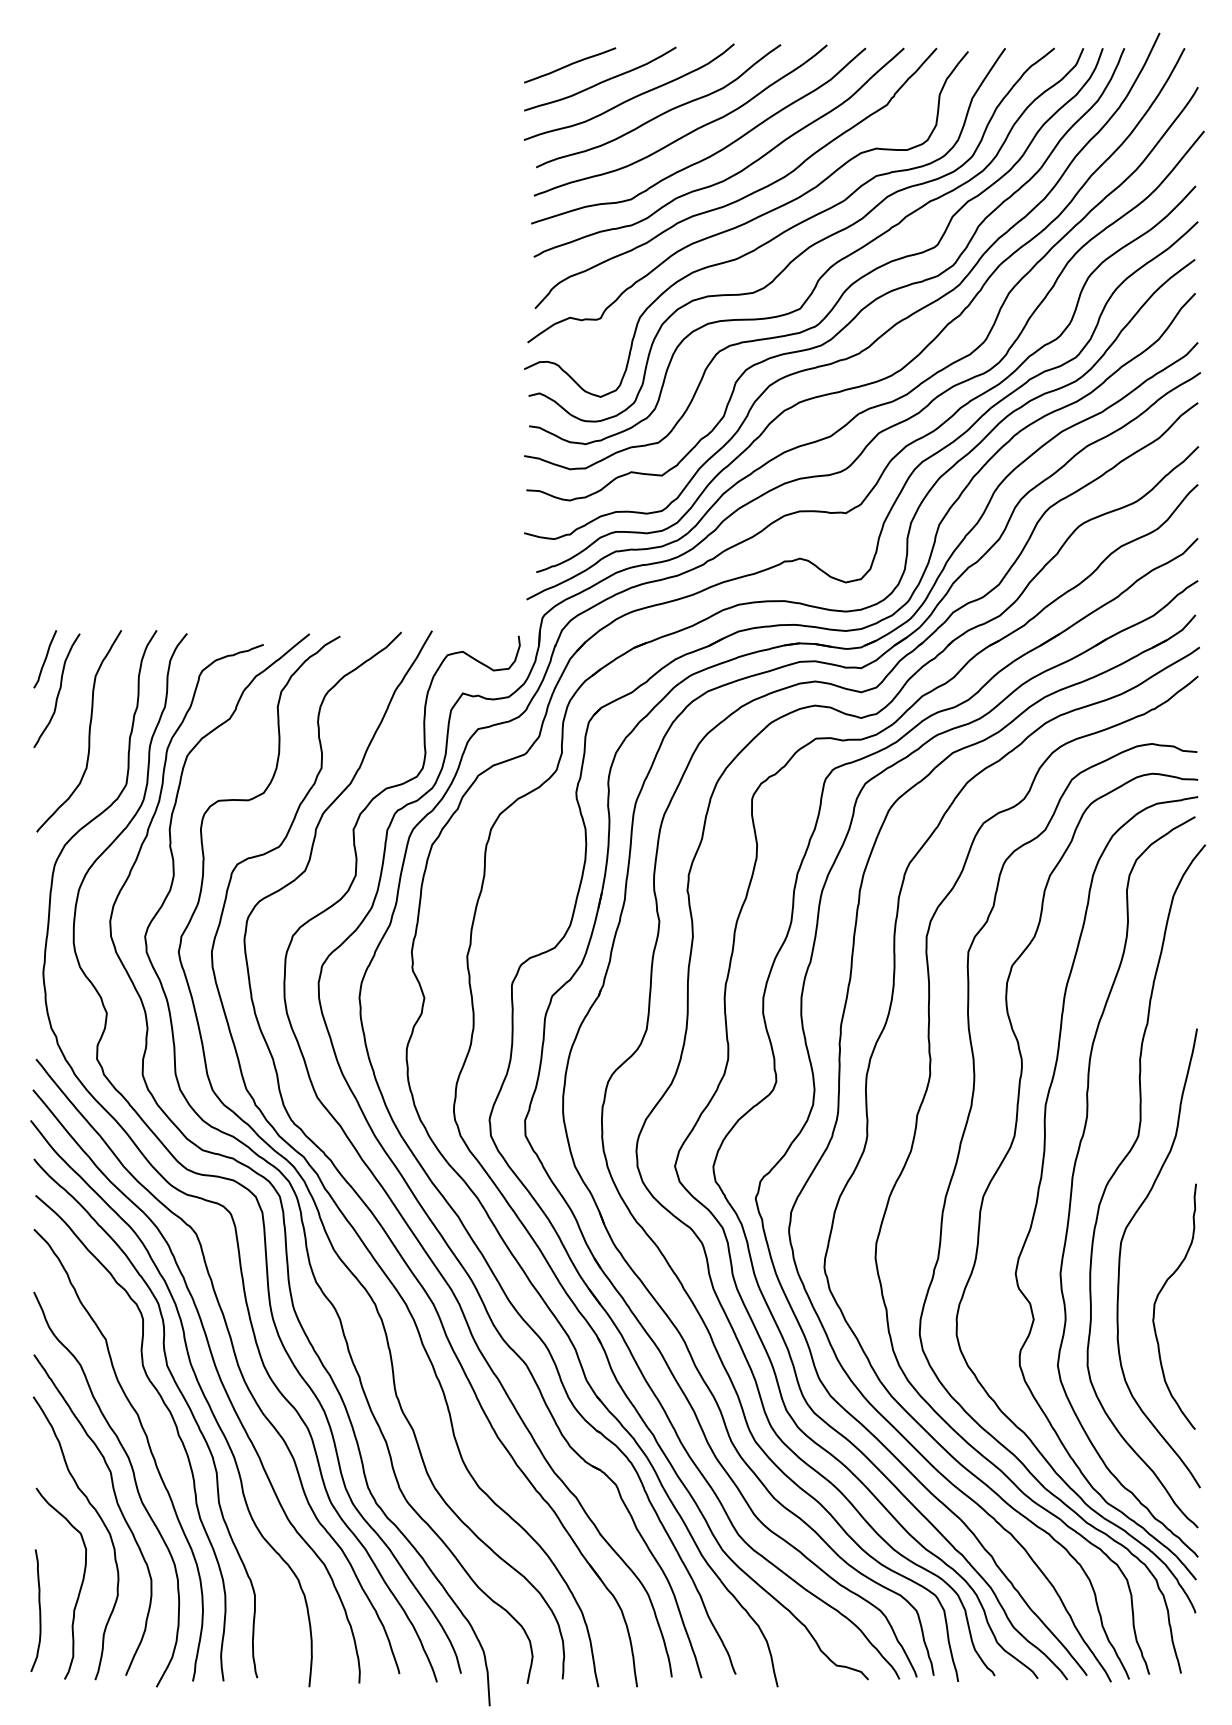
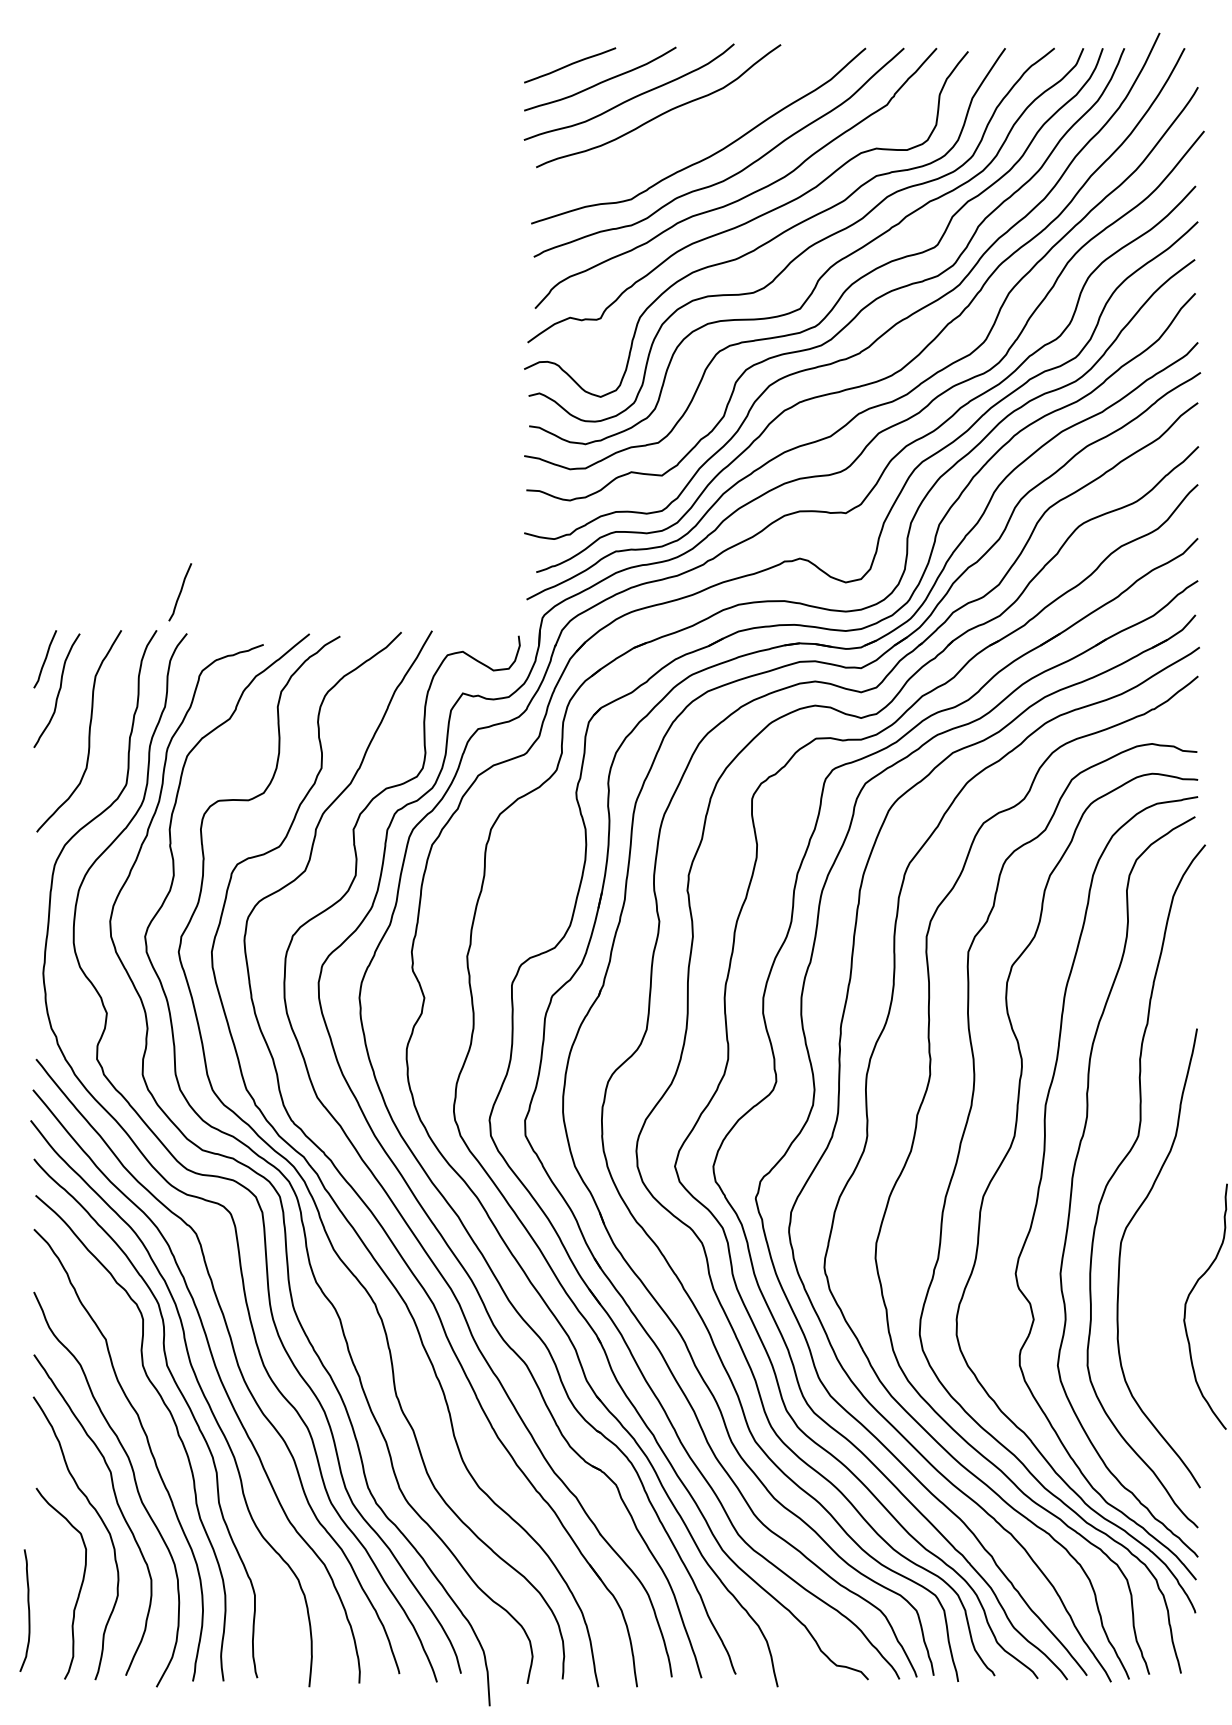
curve: present -> none (686, 133)
curve: none -> present (180, 592)
curve position: (1158, 1297) -> (1189, 1297) (1189, 1297)
curve position: (39, 1610) -> (28, 1610) (28, 1610)
